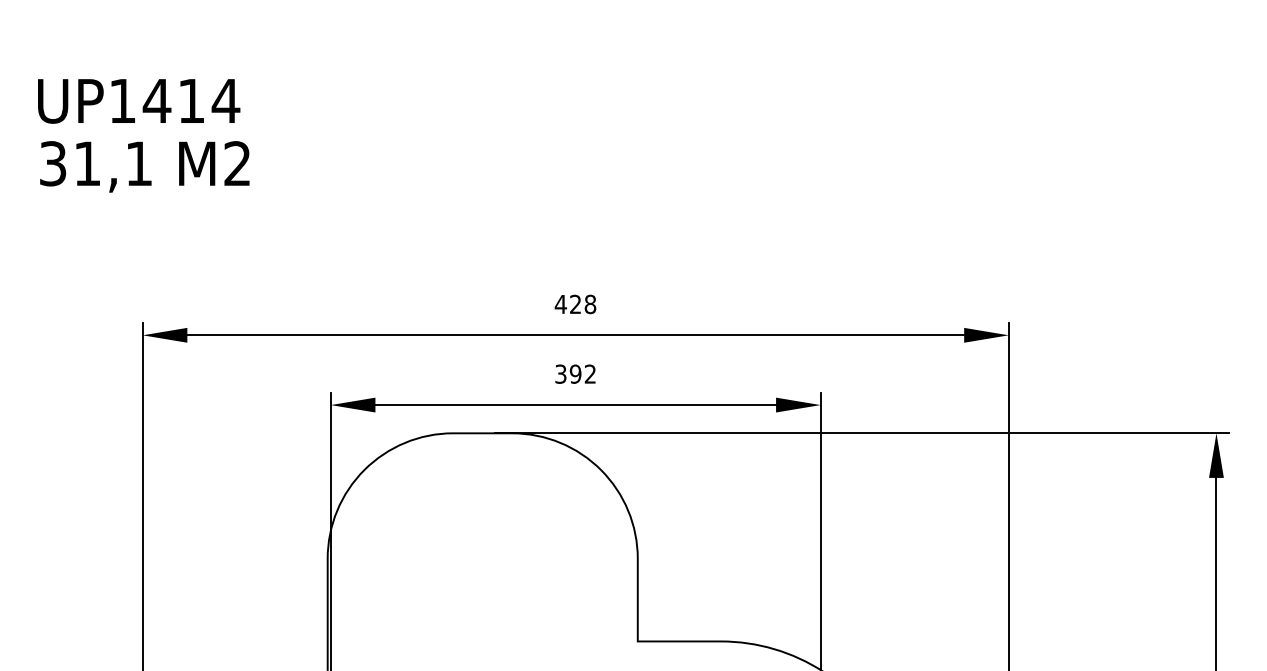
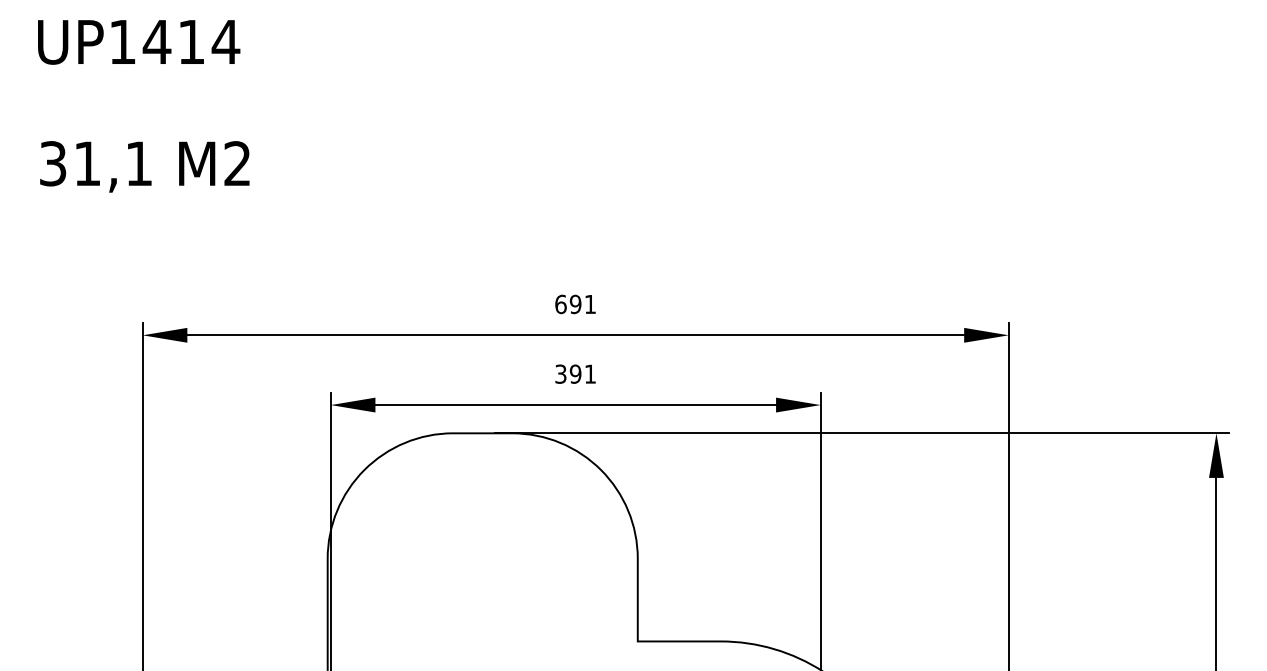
text position: (139, 101) -> (139, 42) (139, 42)
text: 428 -> 691 (575, 304)
text: 392 -> 391 (589, 373)
